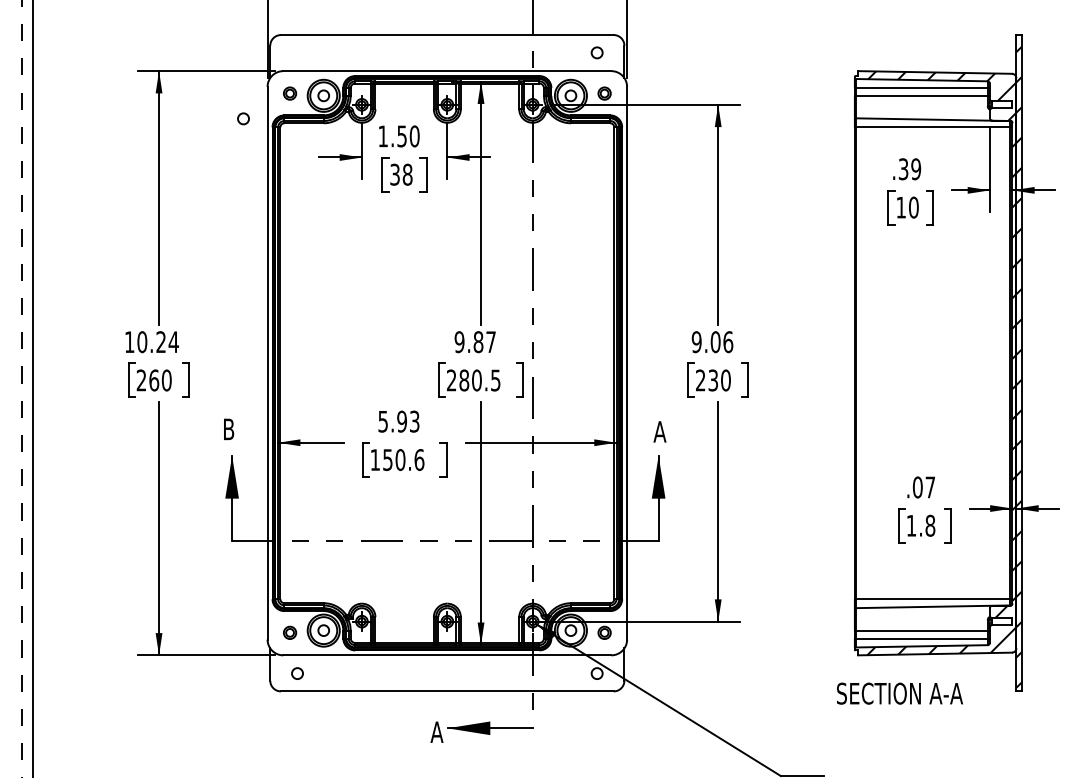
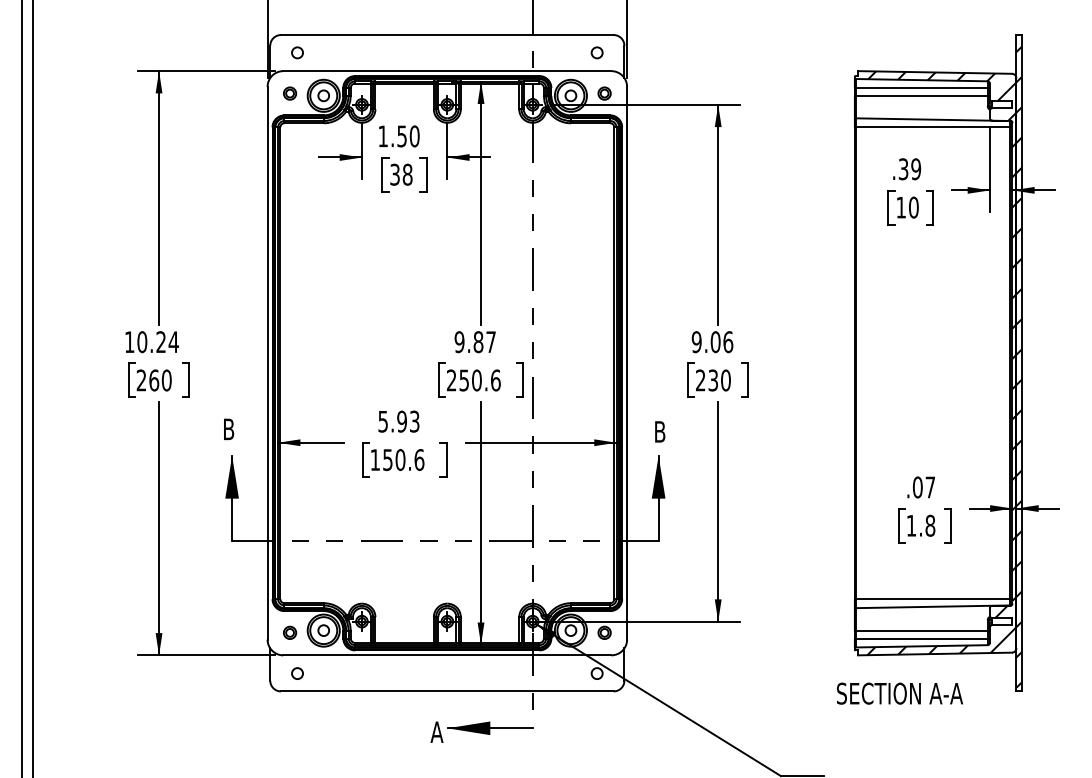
circle position: (243, 118) -> (297, 52) (297, 52)
text: 280.5 -> 250.6 (479, 380)
line: dashed -> solid (22, 389)
text: A -> B (659, 431)
